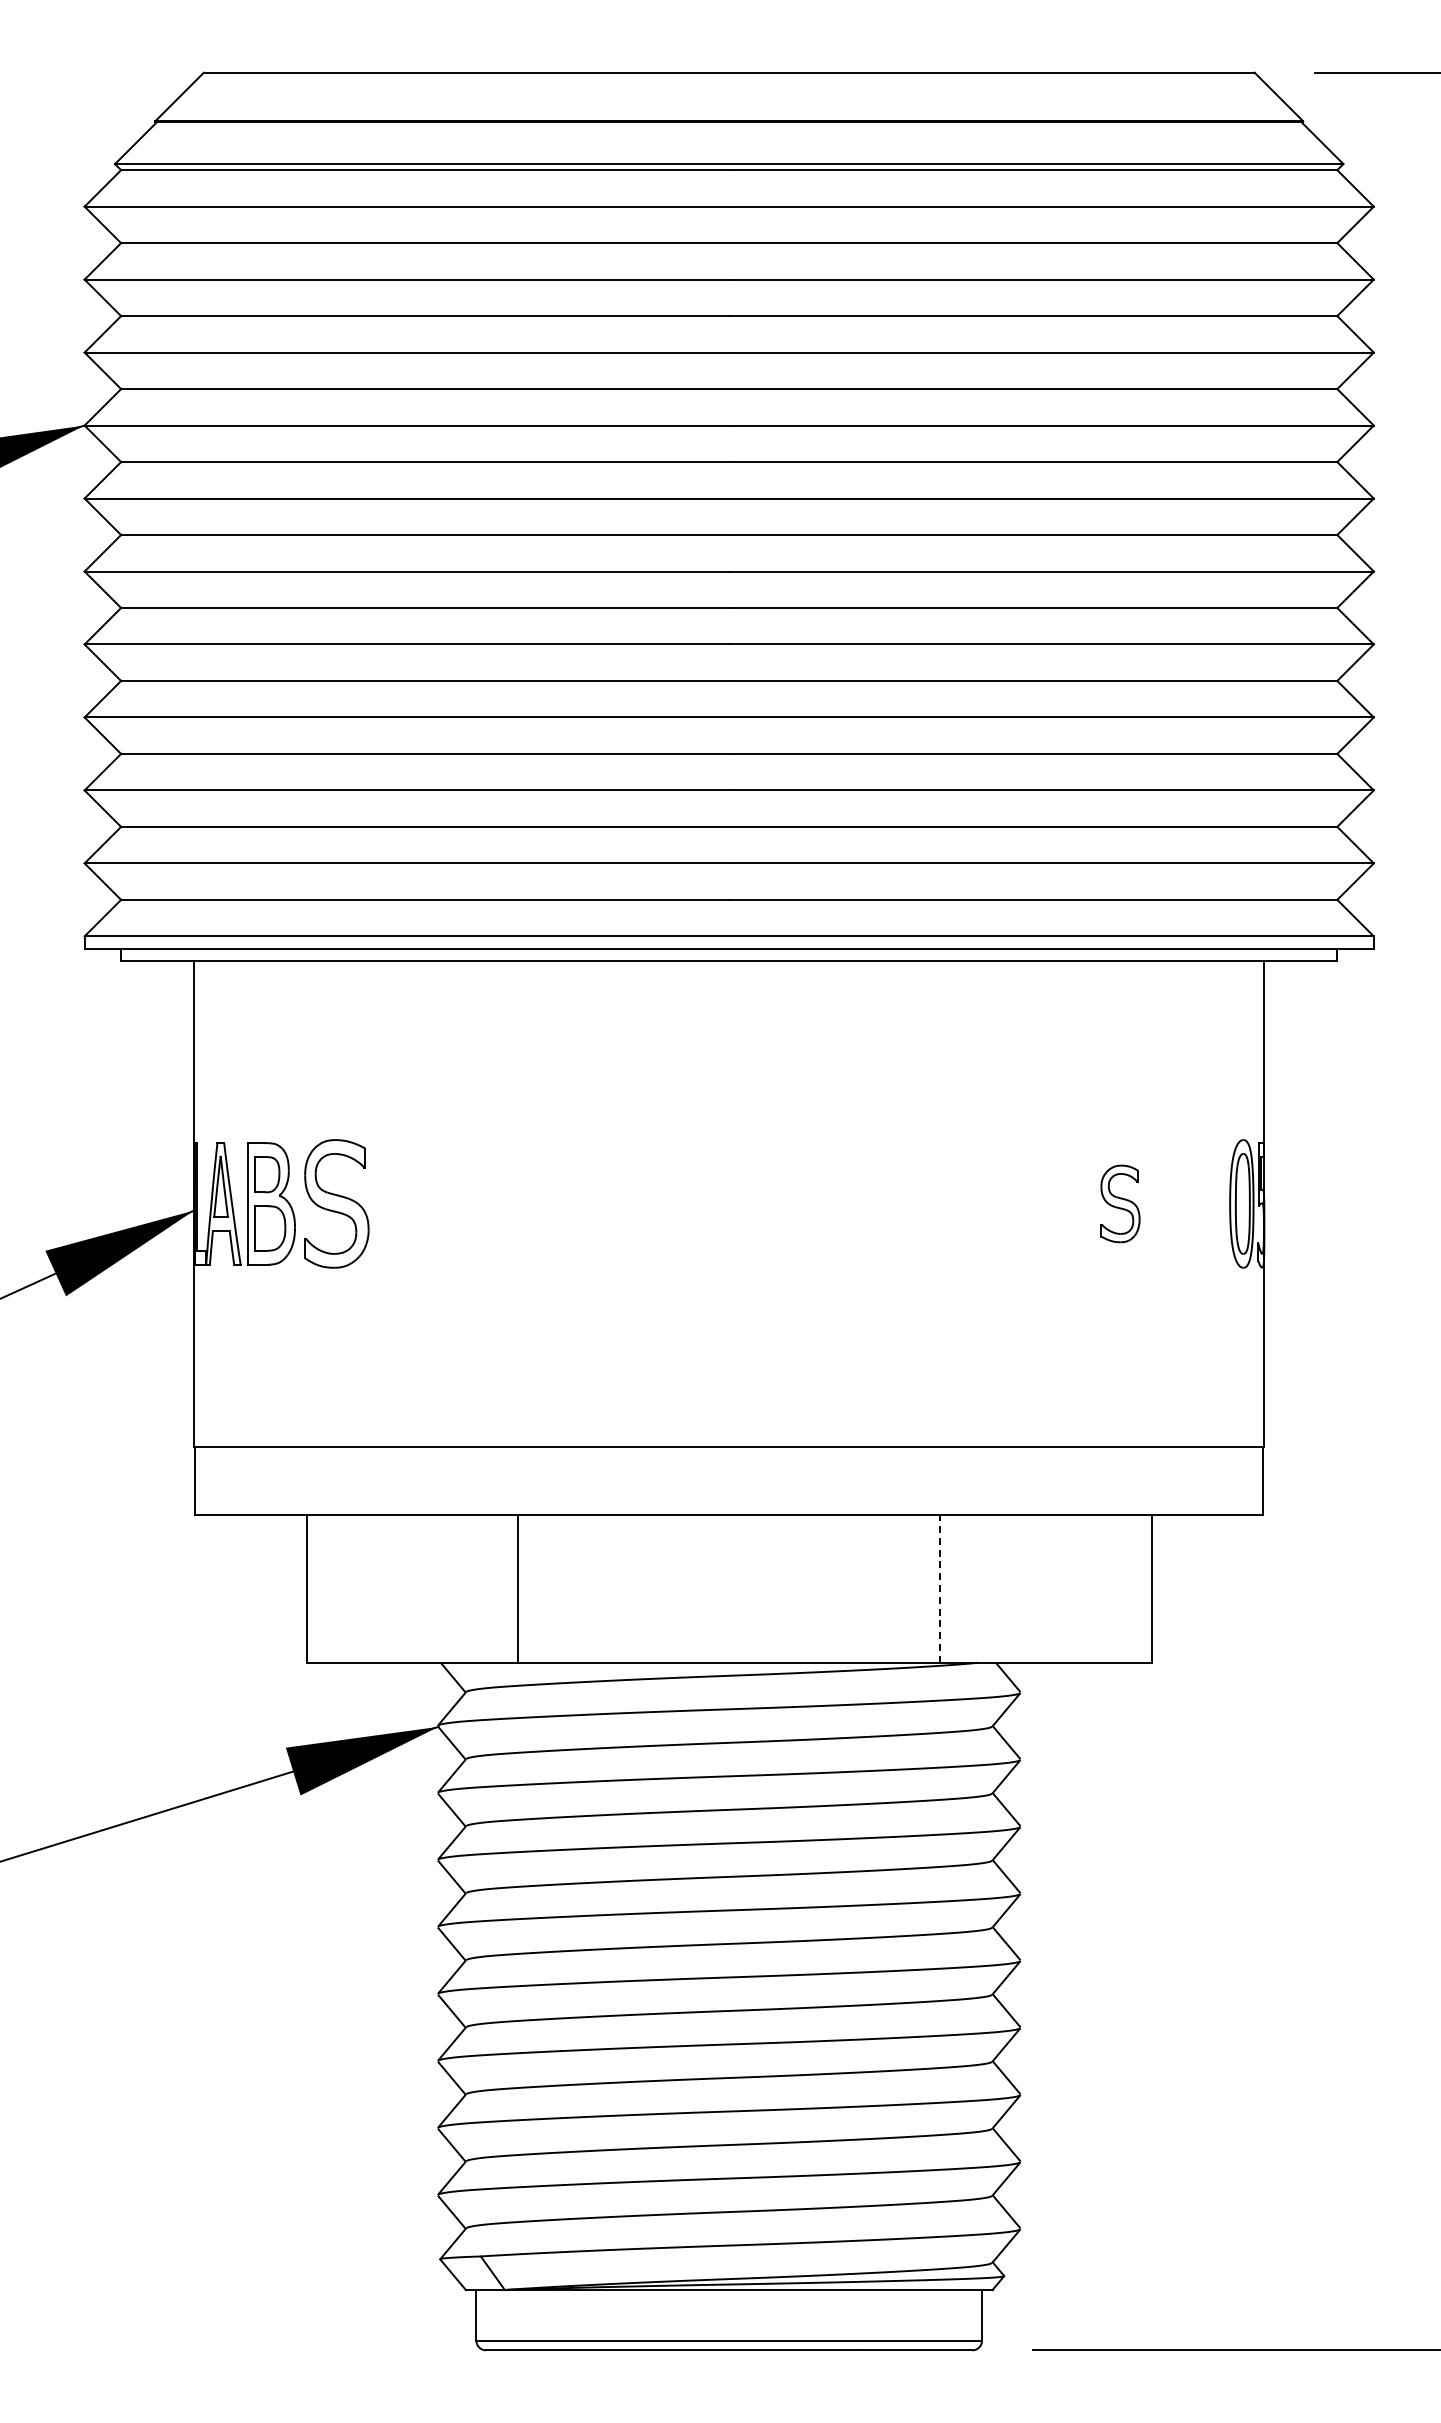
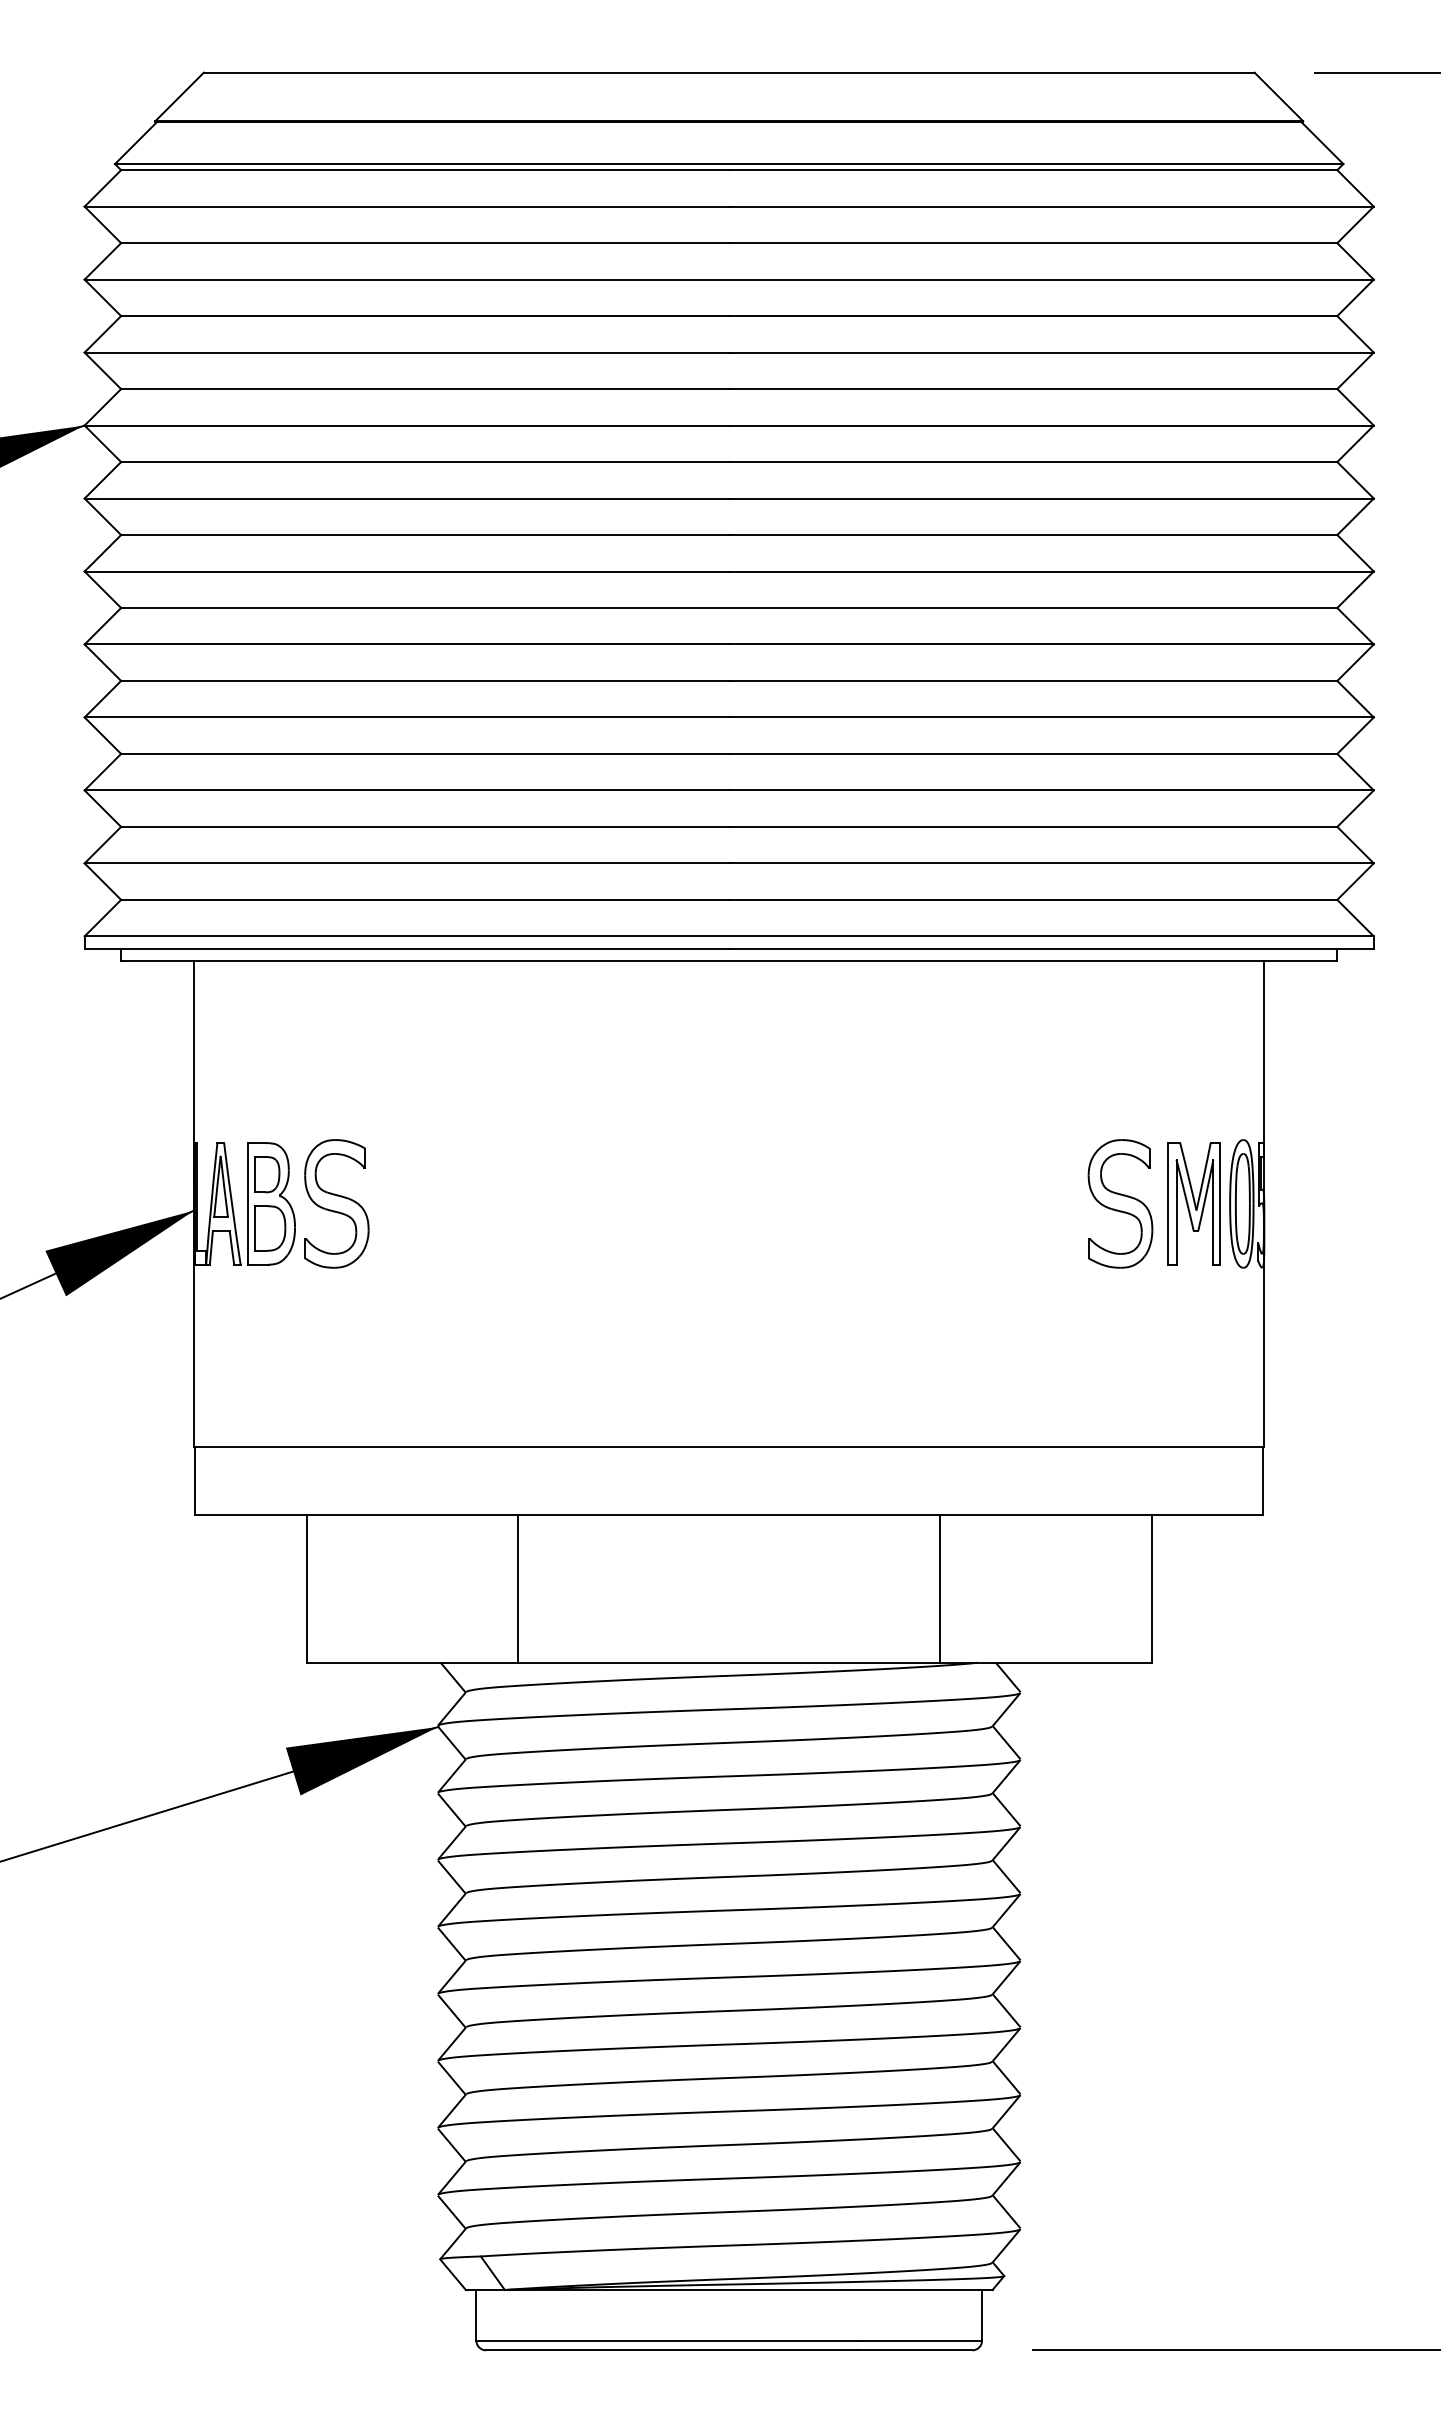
part size: 41x80 px -> 67x130 px (1120, 1203)
part: none -> present (1193, 1203)
line: dashed -> solid (940, 1588)
